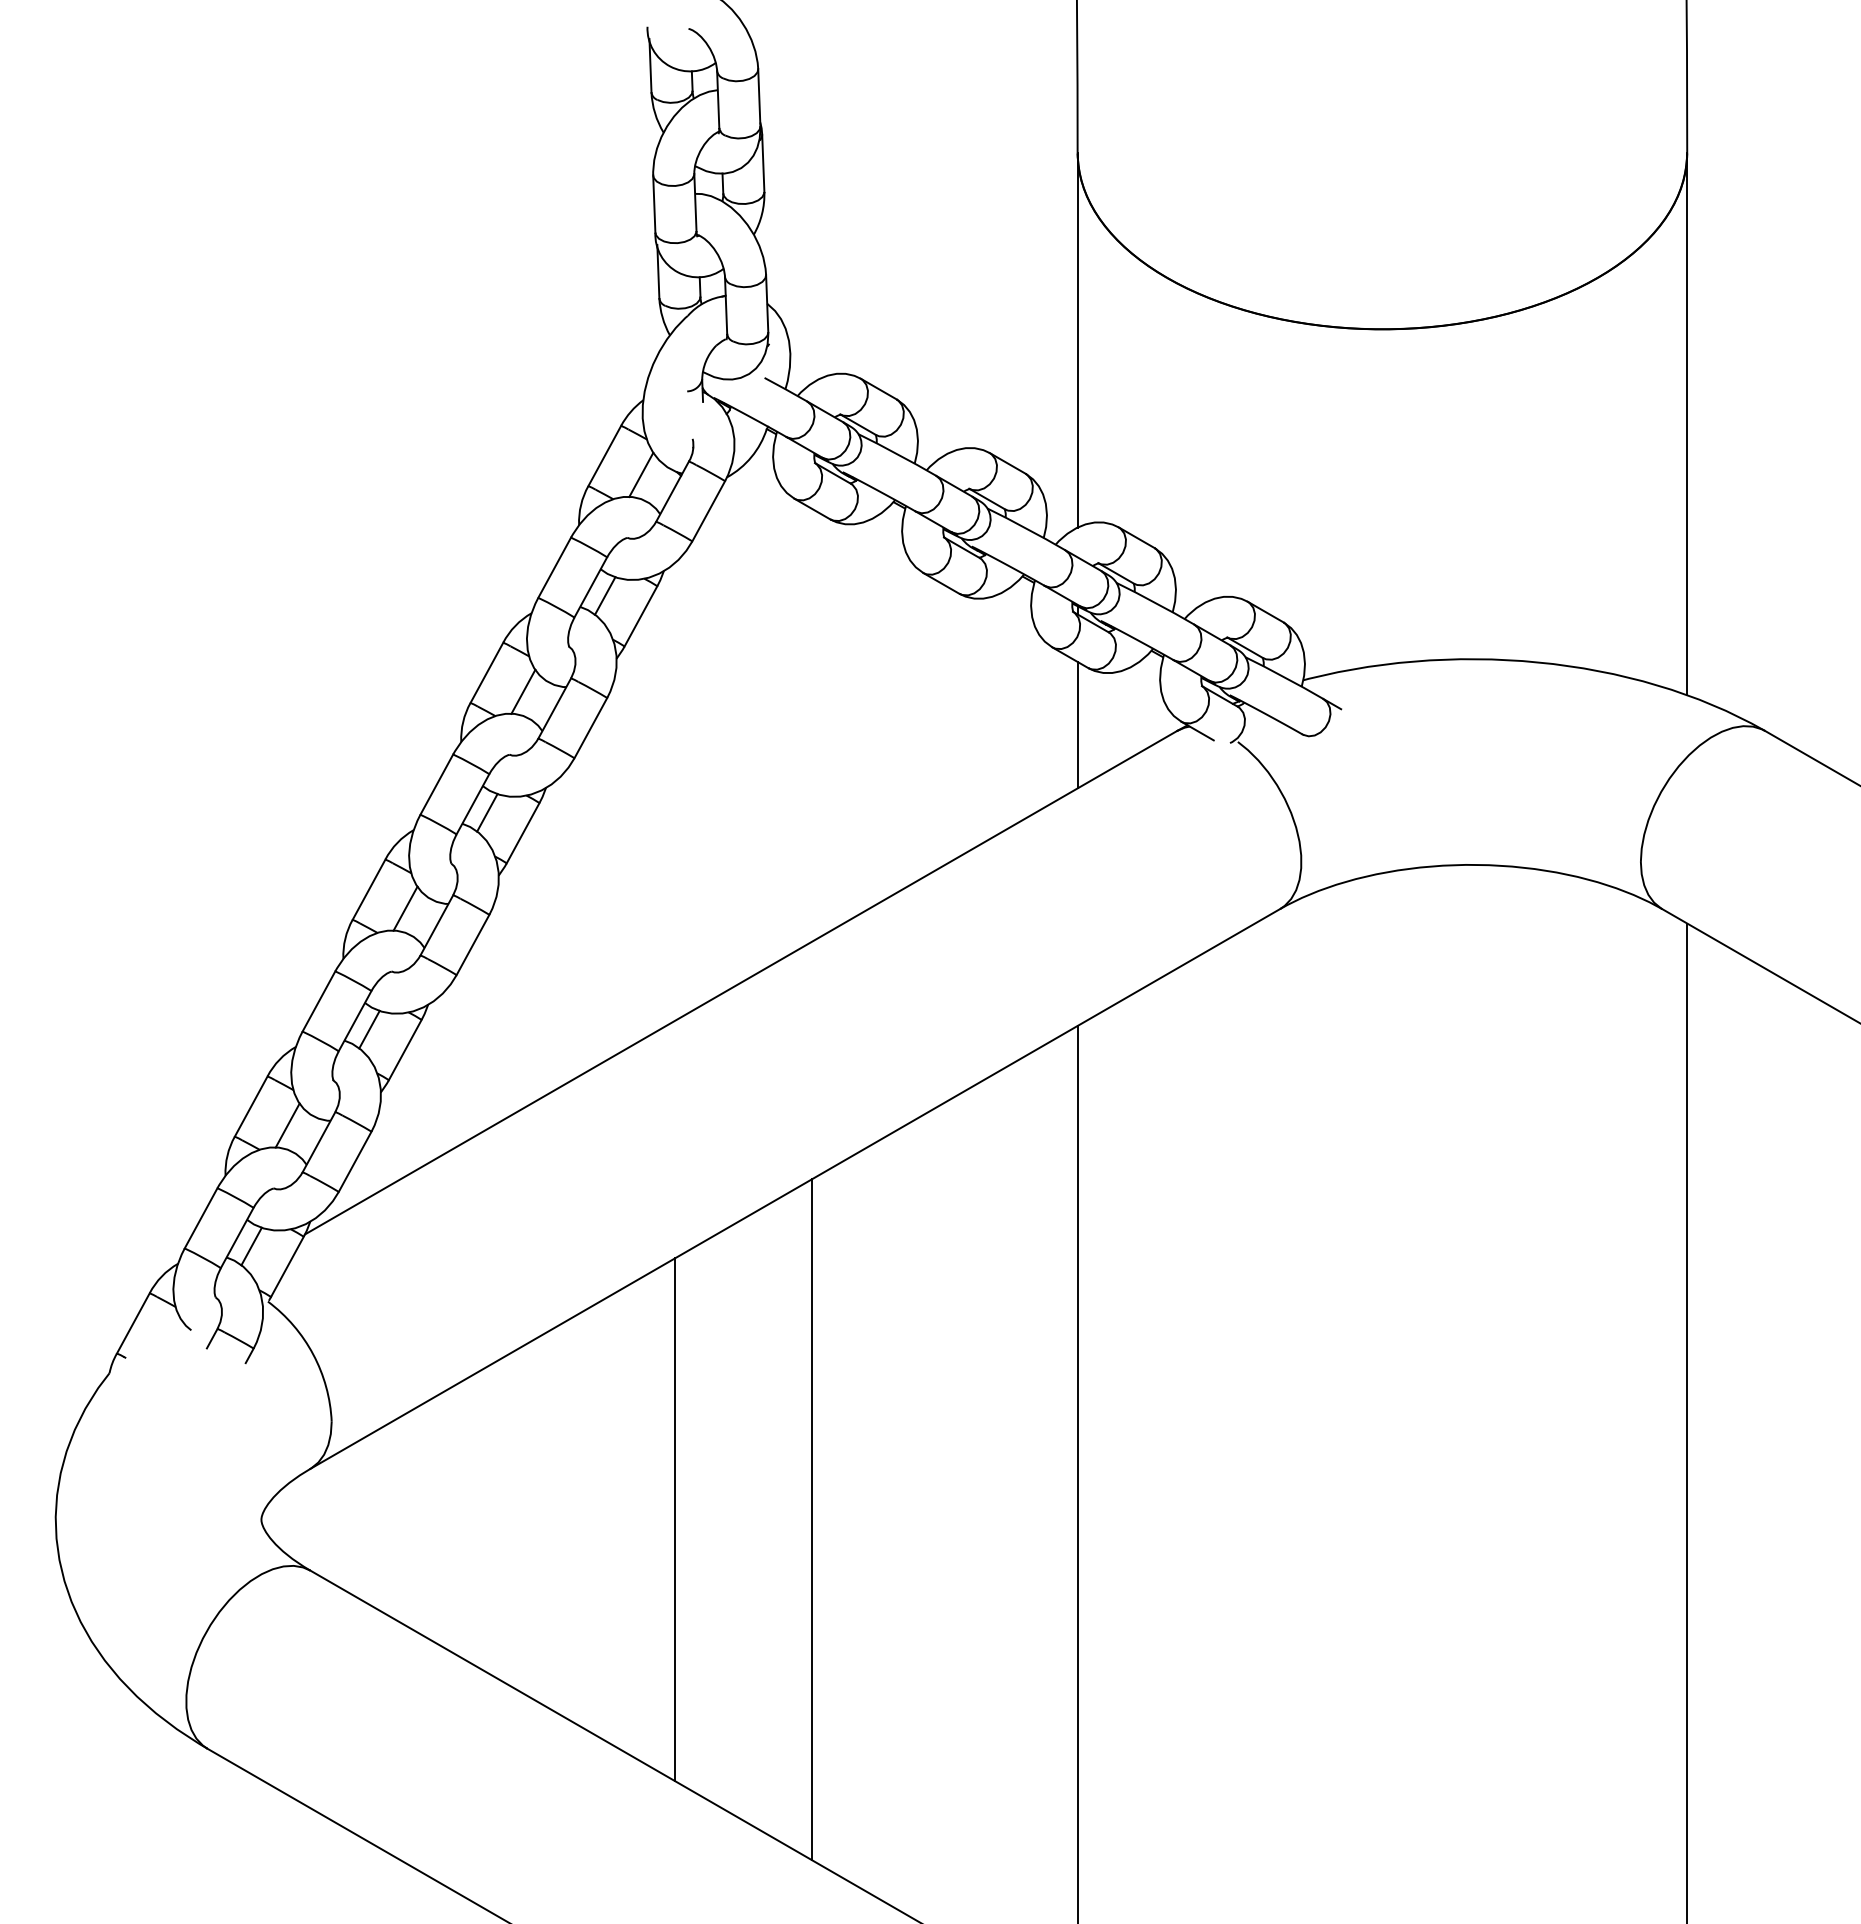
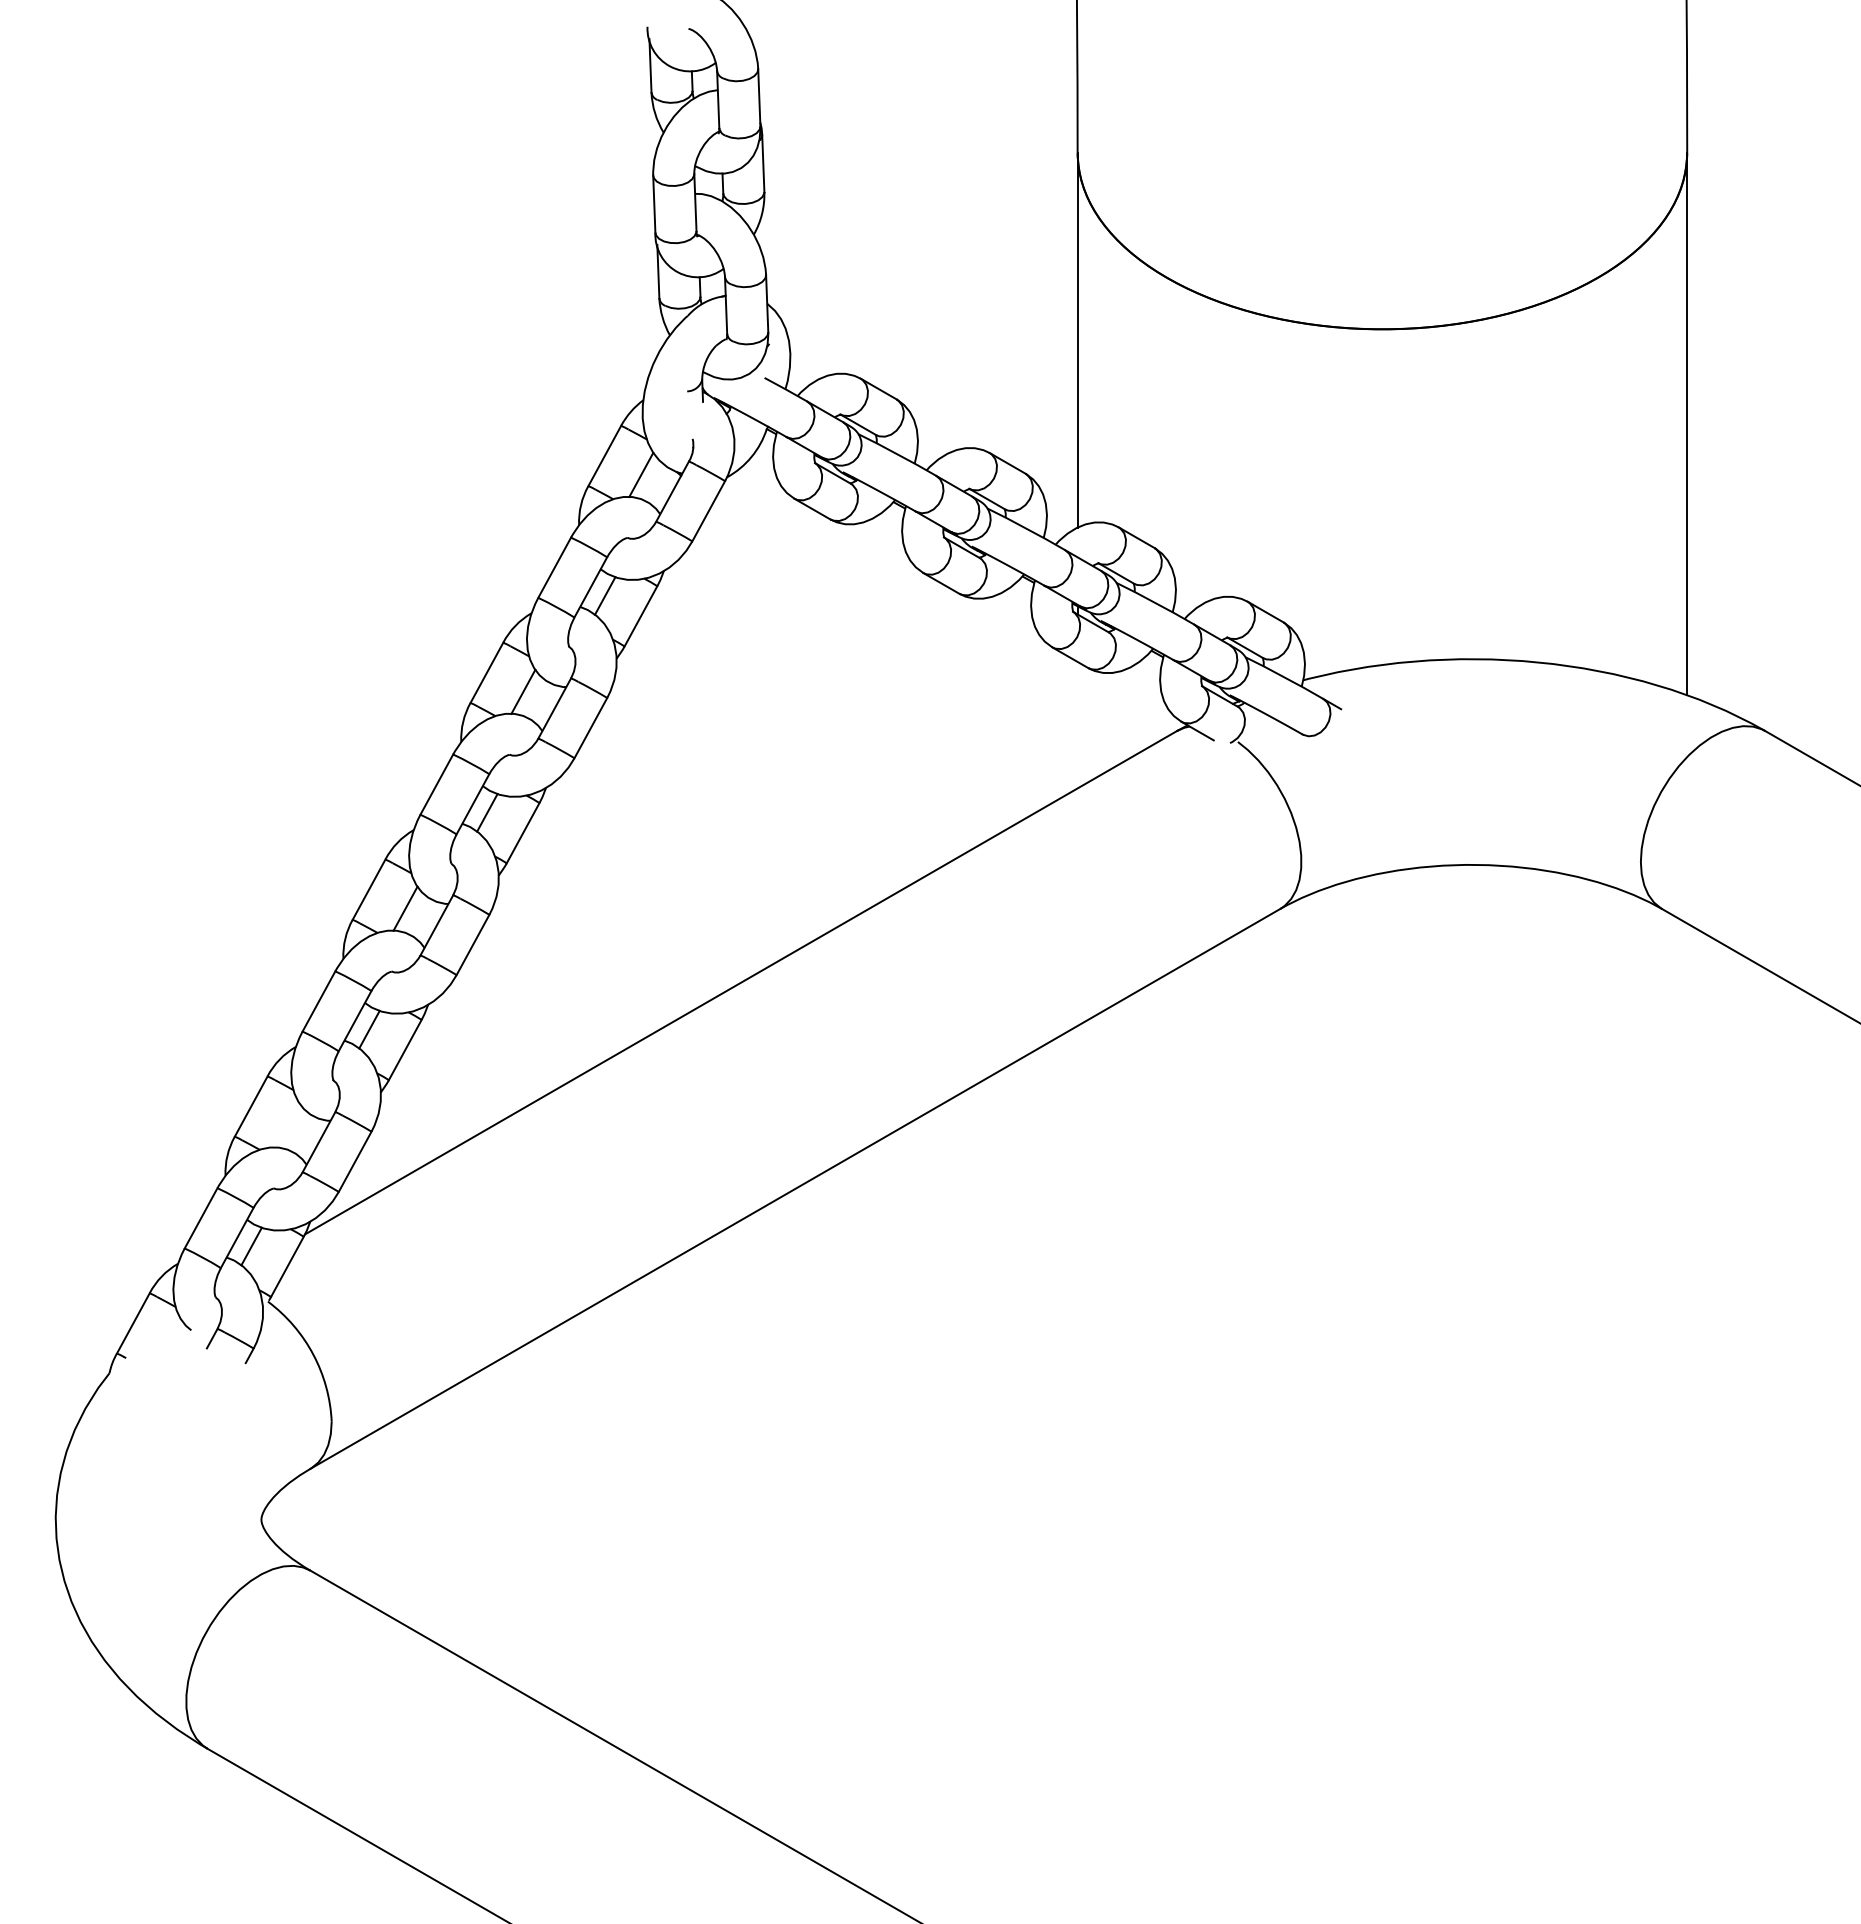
line: present -> none (1077, 724)
line: present -> none (287, 1125)
line: present -> none (1687, 1421)
line: present -> none (1077, 1472)
line: present -> none (675, 1519)
line: present -> none (812, 1519)
